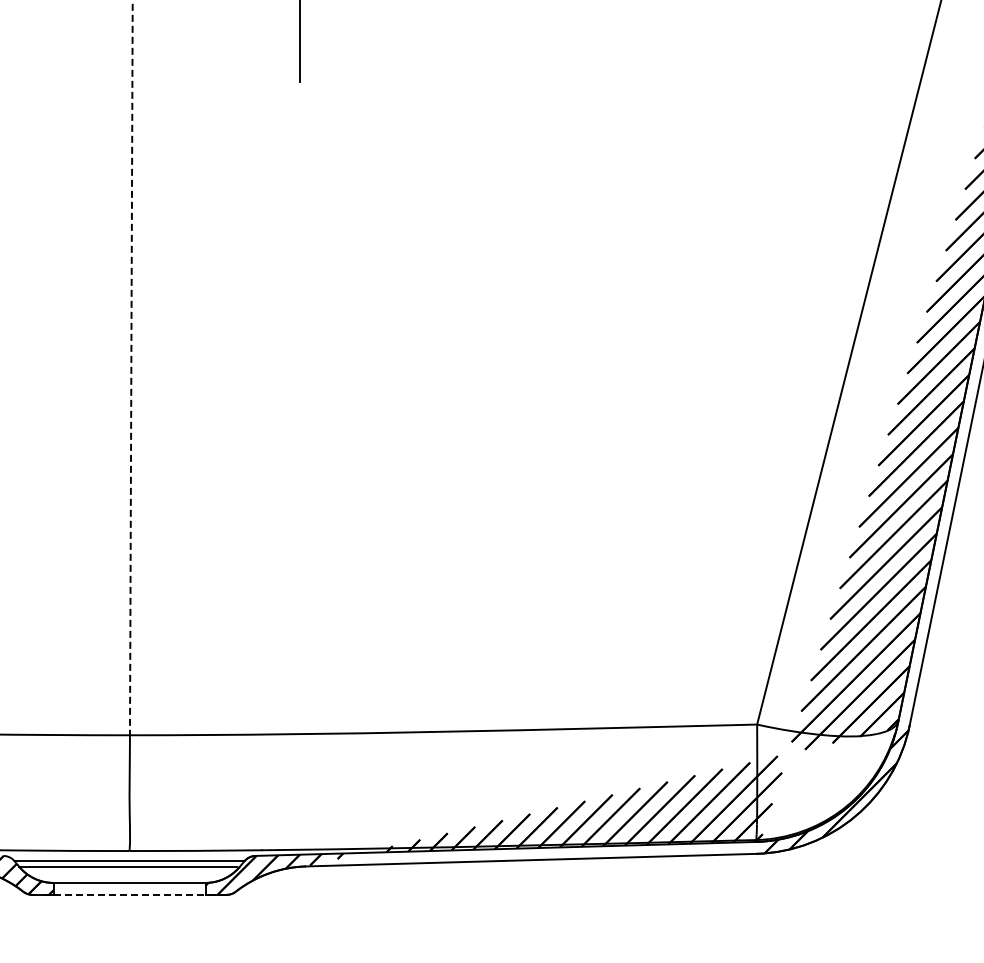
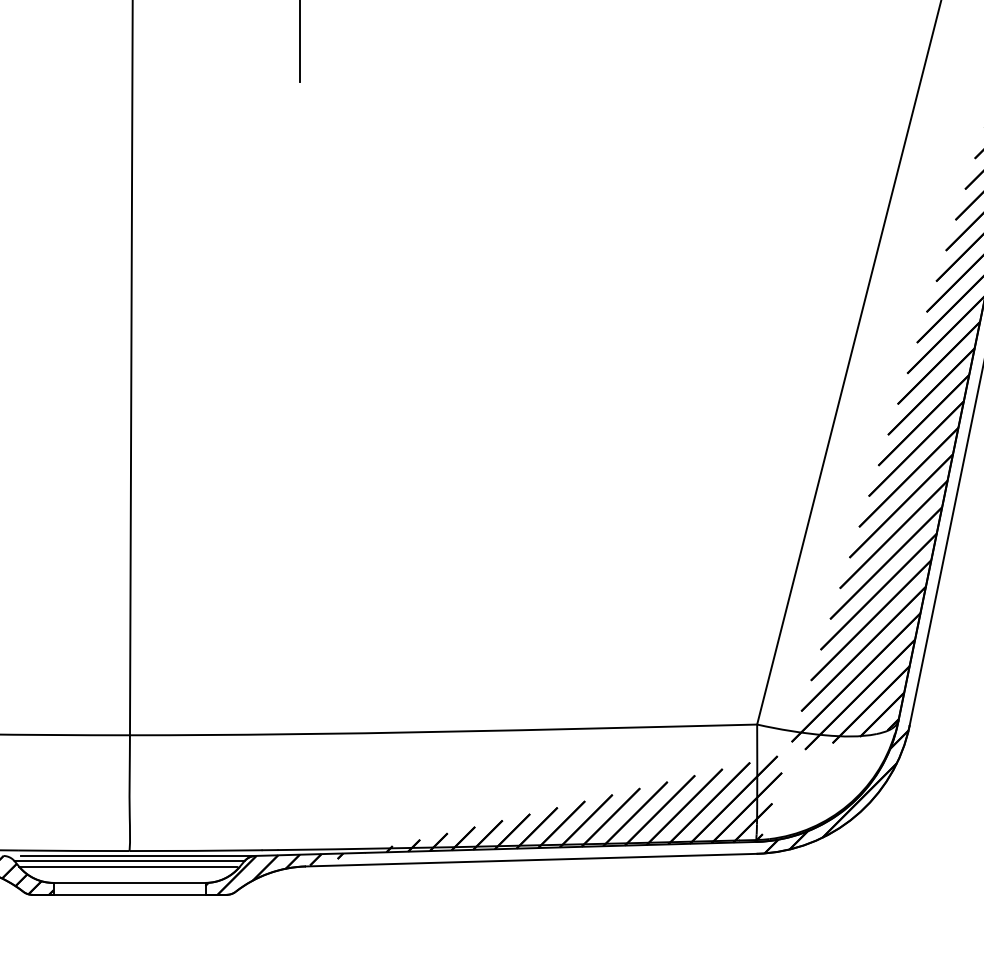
line: dashed -> solid (131, 368)
line: none -> present (136, 855)
line: dashed -> solid (130, 894)
